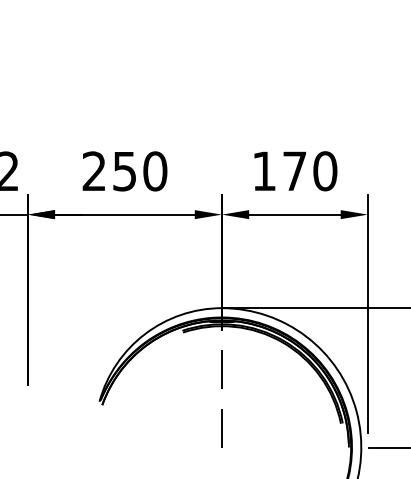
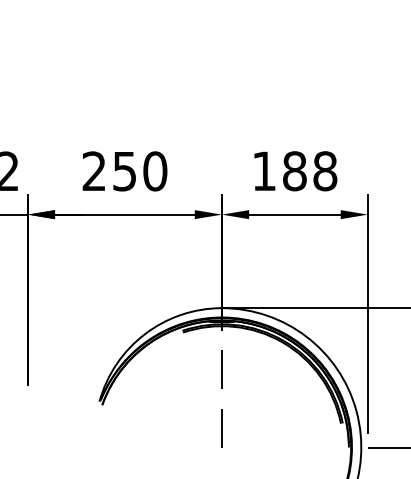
text: 170 -> 188 (310, 171)
